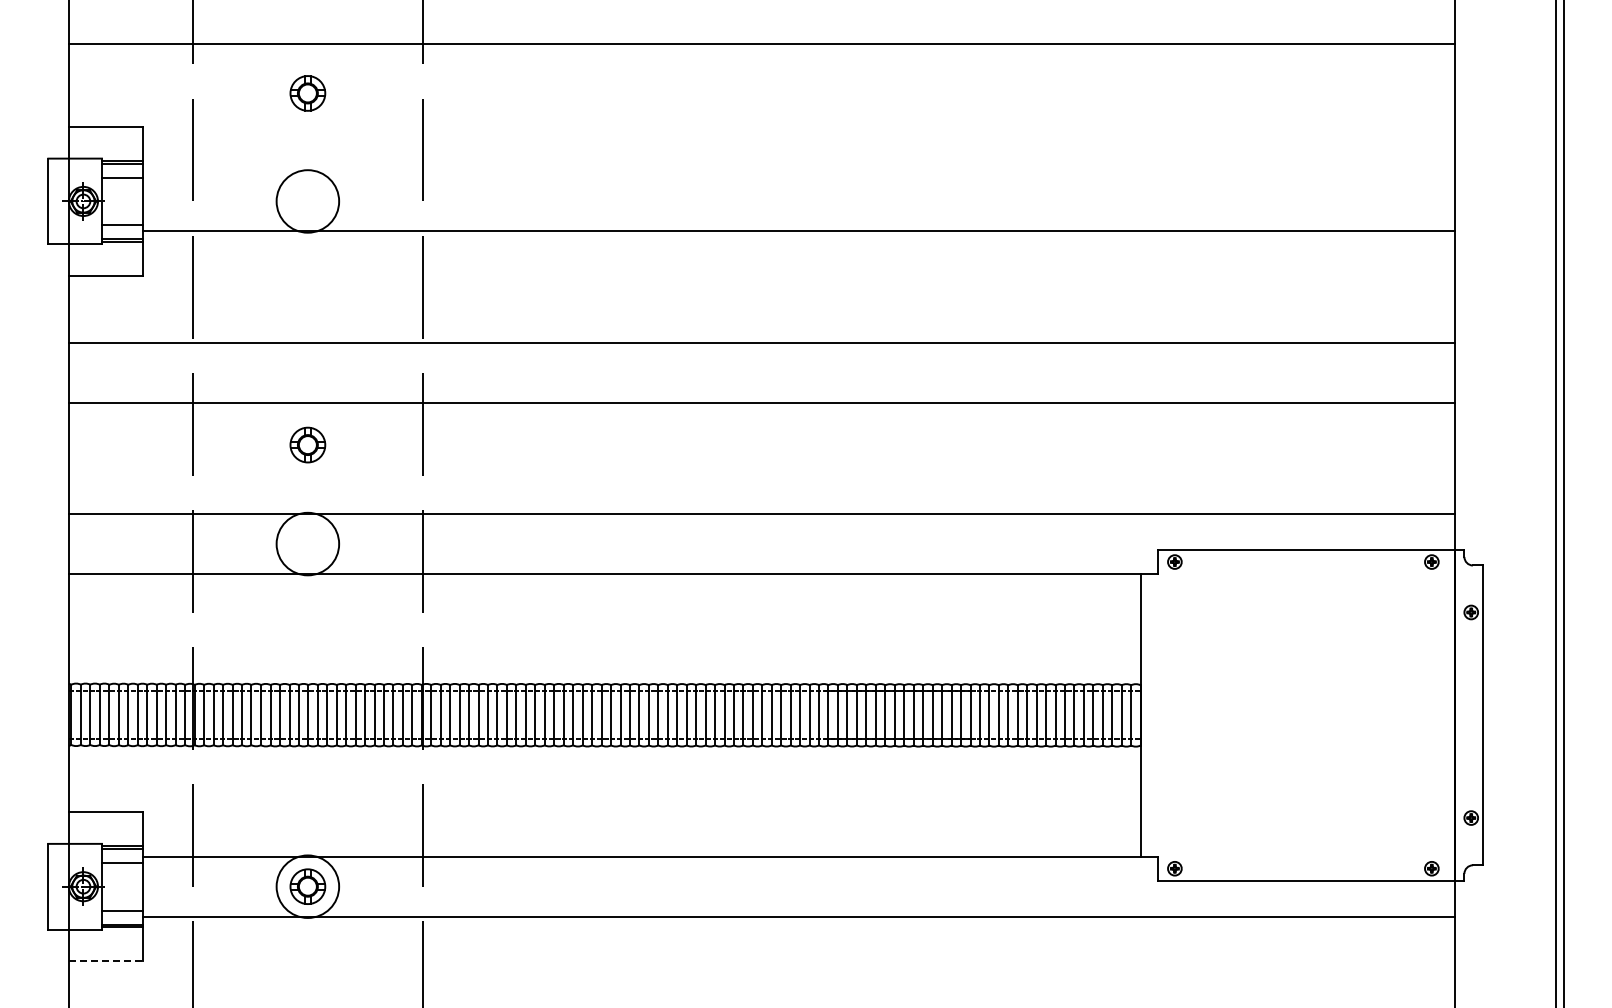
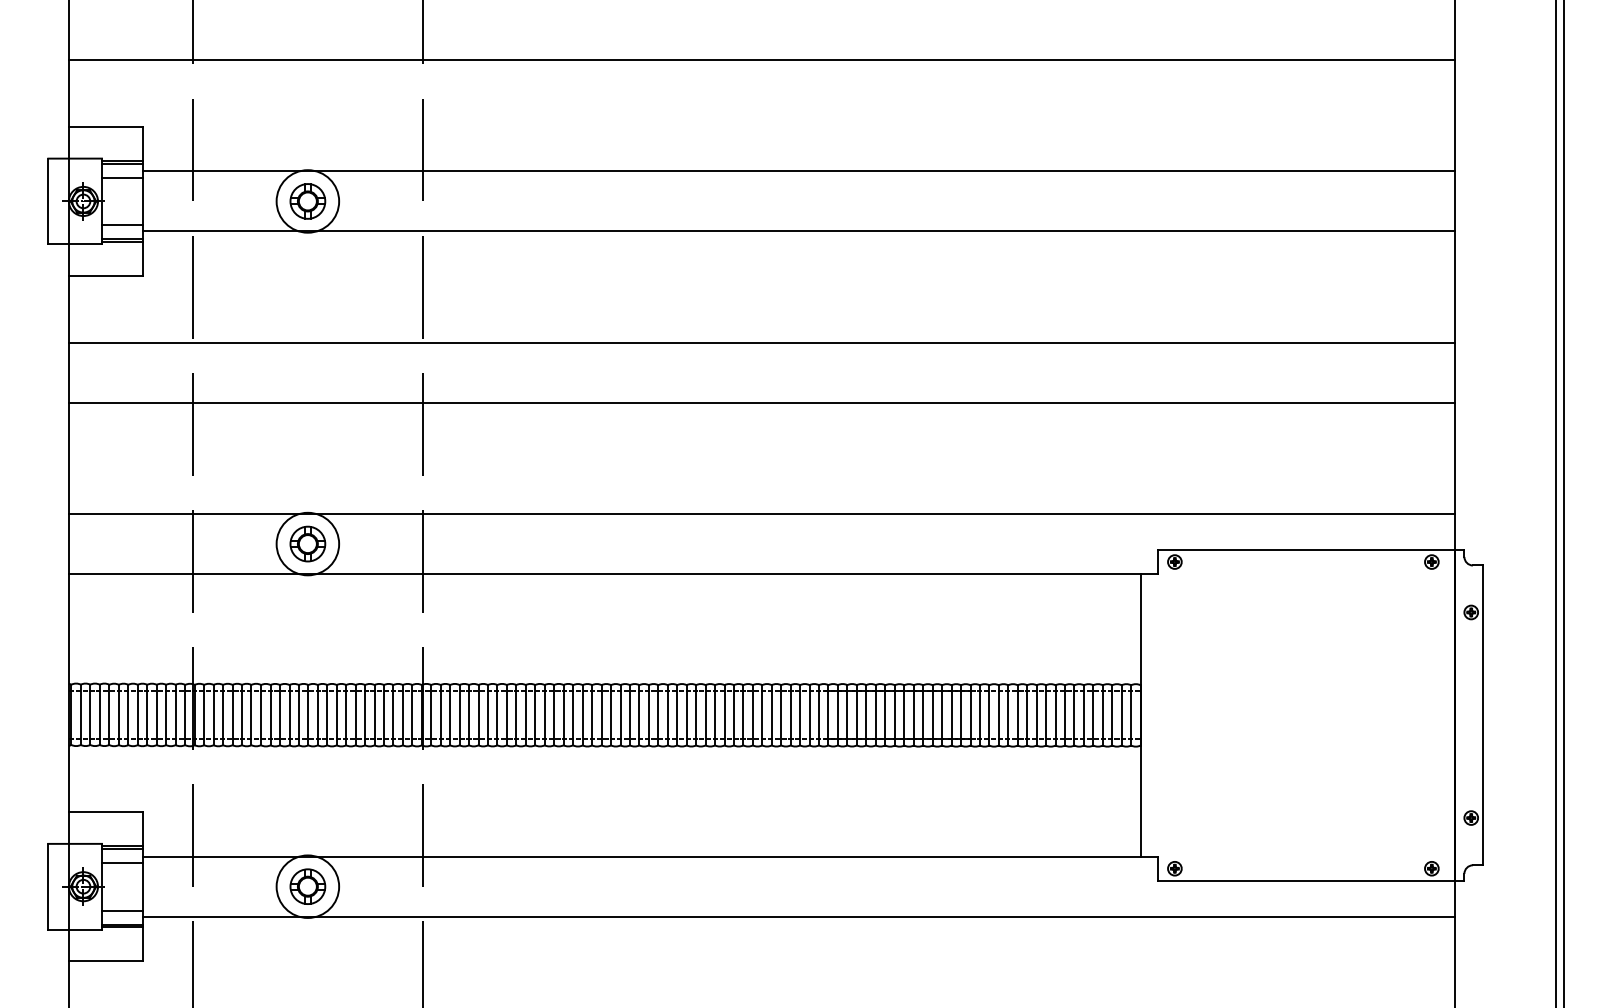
line position: (761, 44) -> (761, 60) (761, 60)
part position: (307, 93) -> (307, 201) (307, 201)
line: none -> present (798, 171)
part position: (307, 444) -> (307, 543) (307, 543)
line: dashed -> solid (106, 961)
